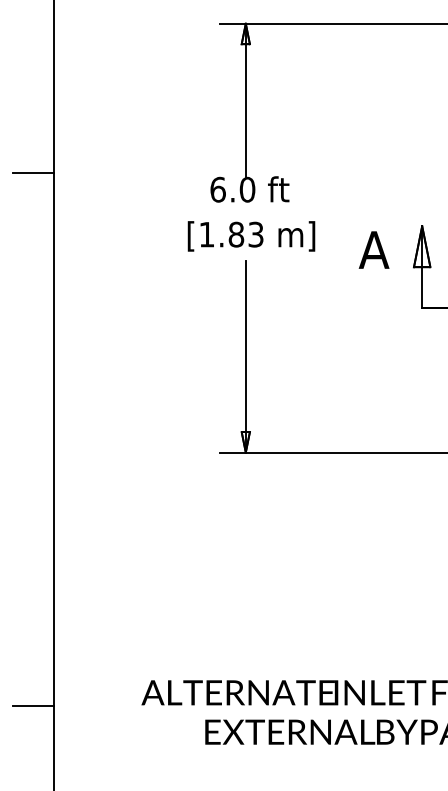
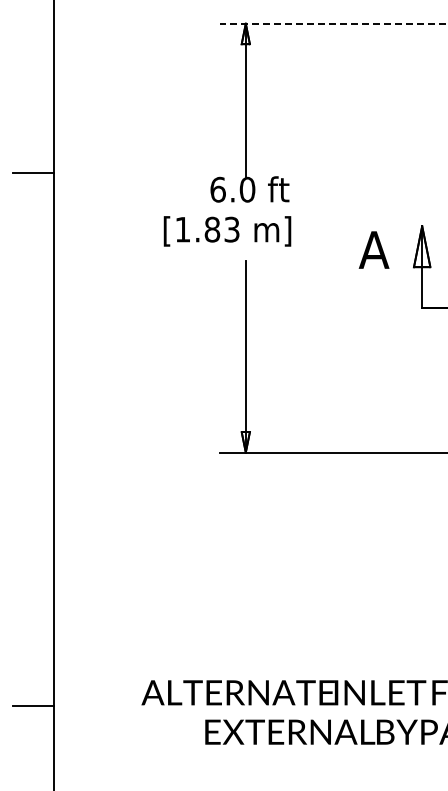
line: solid -> dashed (333, 23)
text position: (251, 236) -> (227, 231) (227, 231)
